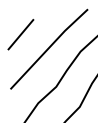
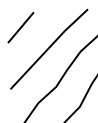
line position: (20, 34) -> (20, 27) (20, 27)
